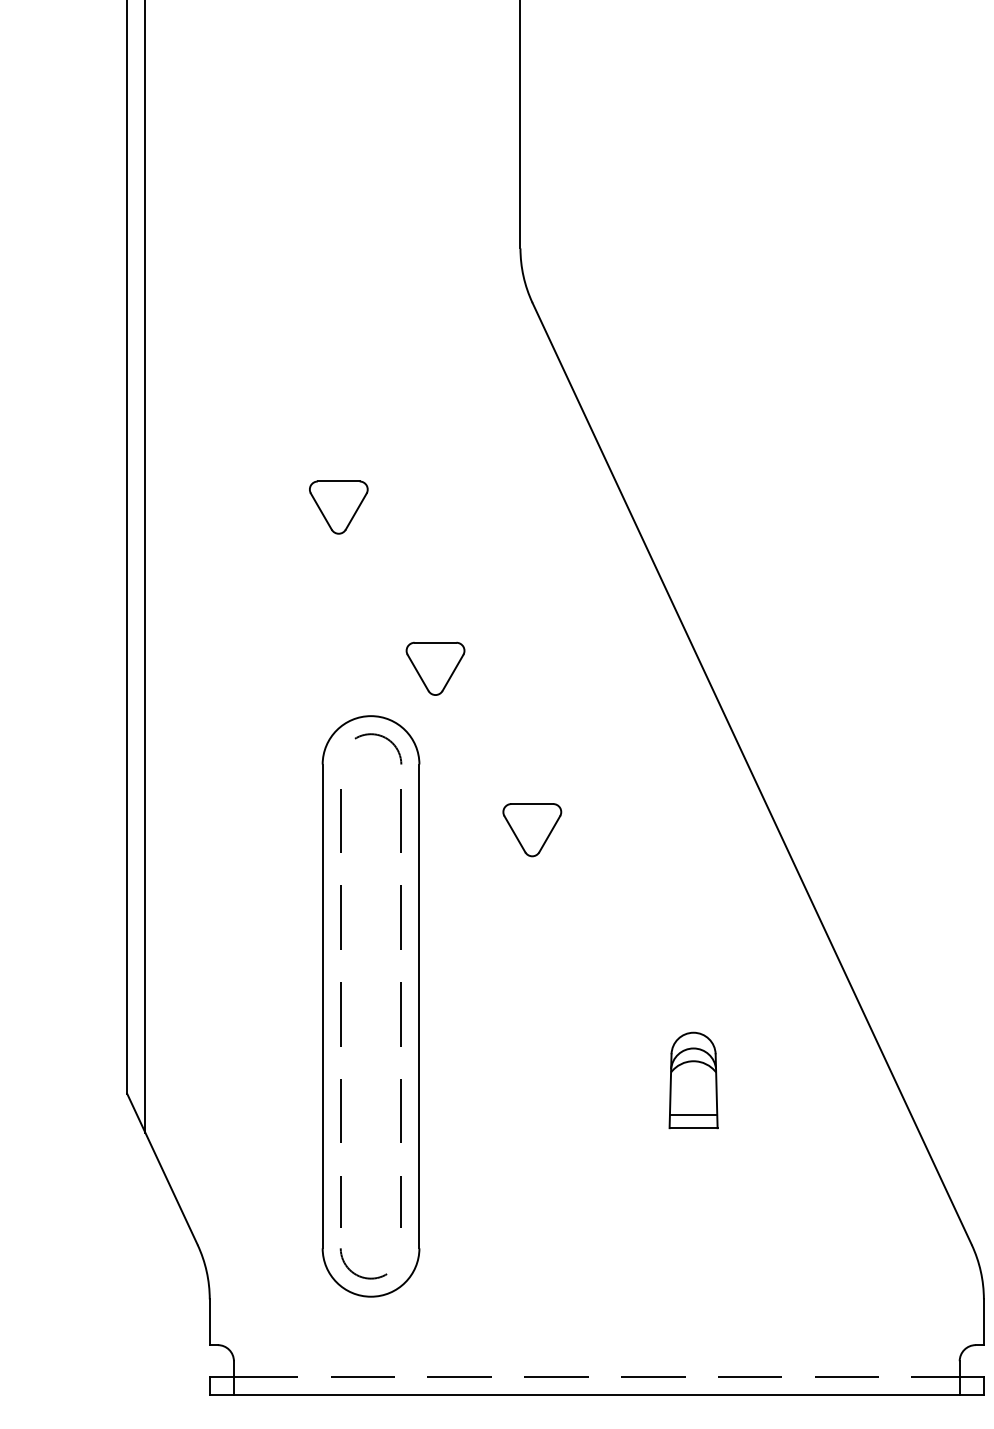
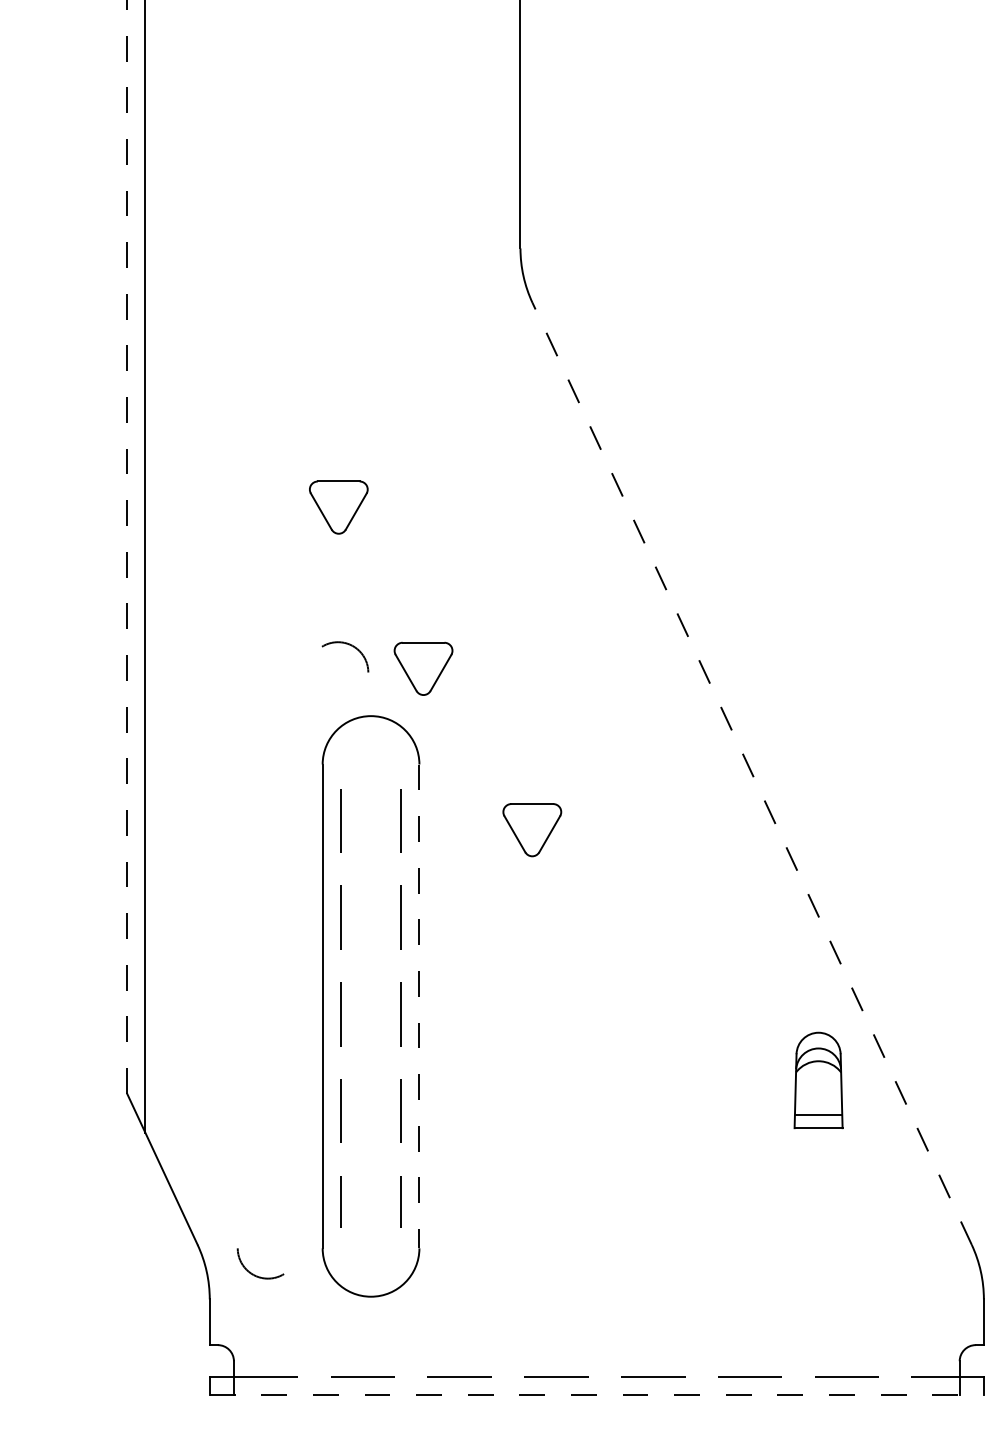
line: solid -> dashed (127, 546)
part position: (435, 668) -> (423, 668) (423, 668)
arc position: (384, 738) -> (351, 646) (351, 646)
line: solid -> dashed (752, 773)
line: solid -> dashed (419, 1006)
part position: (693, 1080) -> (818, 1080) (818, 1080)
arc position: (358, 1274) -> (255, 1274) (255, 1274)
line: solid -> dashed (597, 1395)
